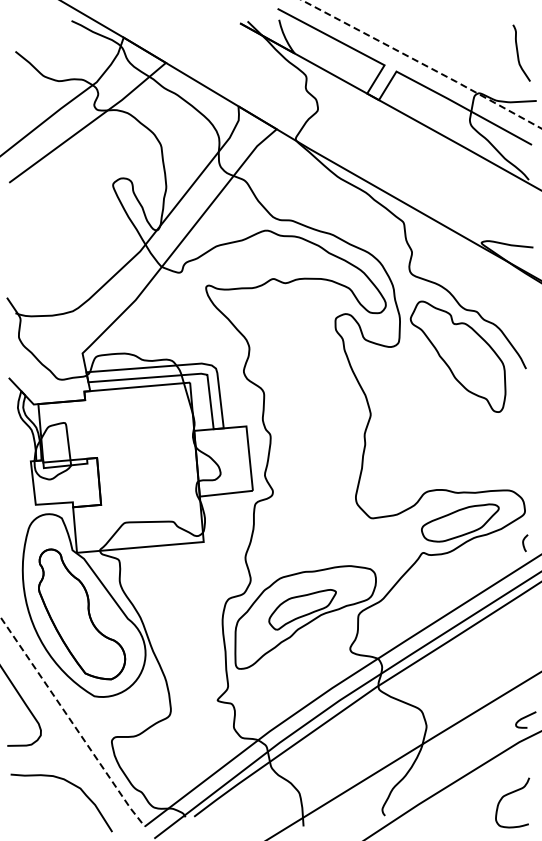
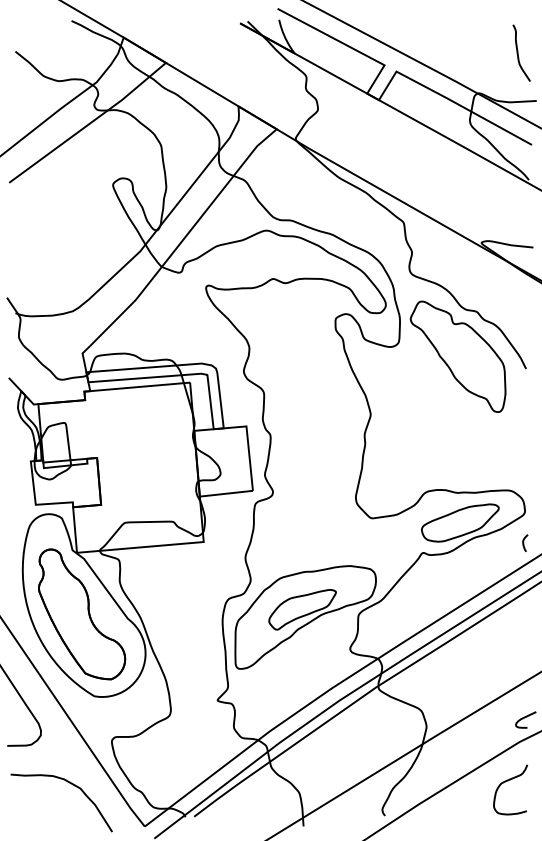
line: dashed -> solid (422, 63)
line: dashed -> solid (72, 723)
curve position: (510, 794) -> (508, 781) (508, 781)
